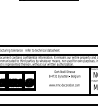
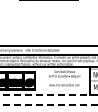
line: solid -> dashed (49, 94)
line: solid -> dashed (48, 105)
